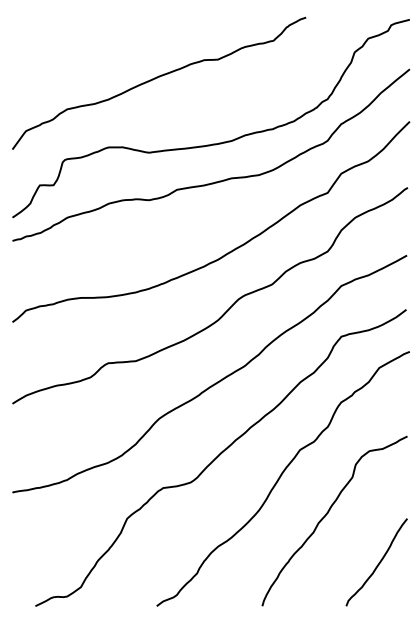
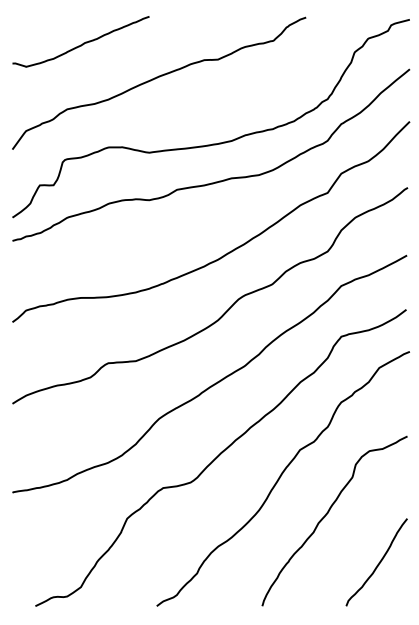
curve: none -> present (82, 43)
